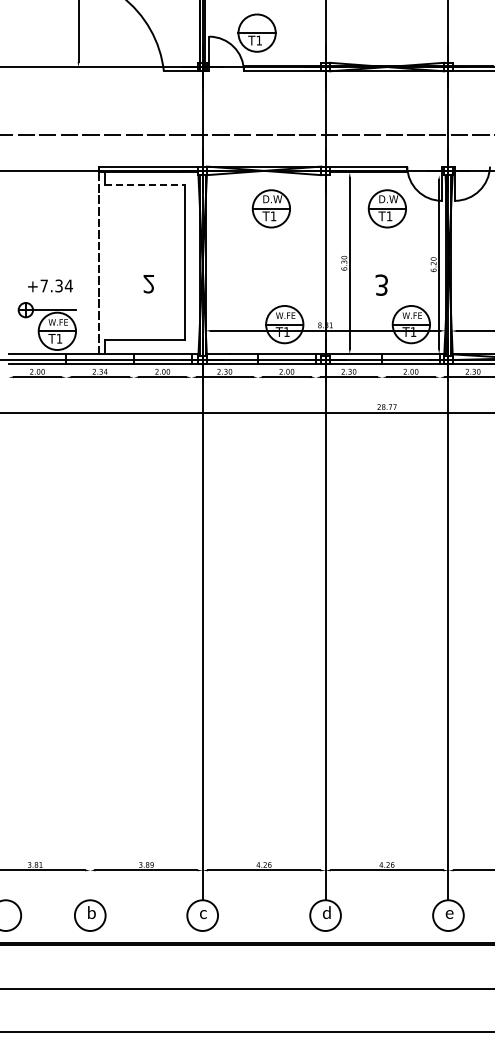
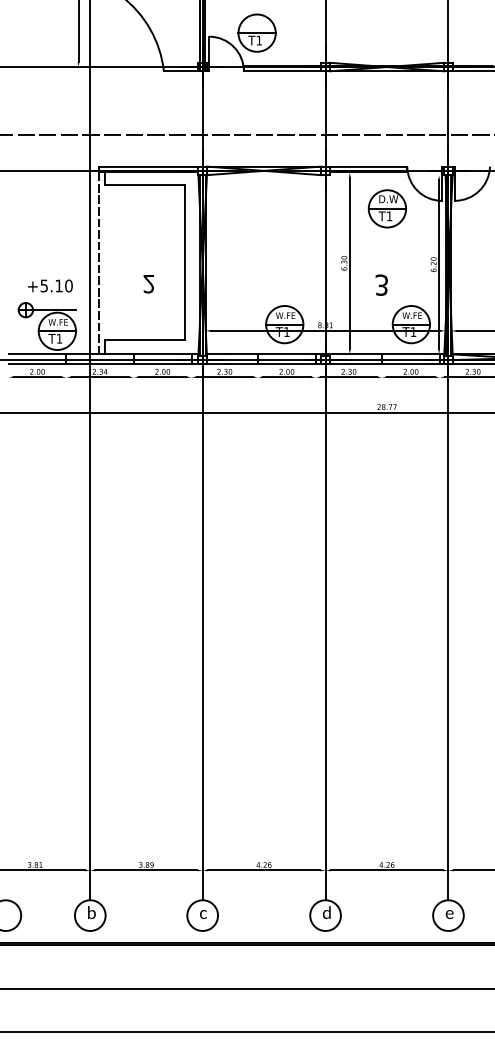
line: dashed -> solid (145, 184)
part: present -> none (270, 208)
text: +7.34 -> +5.10 (56, 285)
line: none -> present (90, 451)
